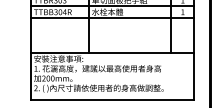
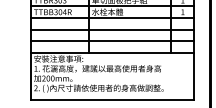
line: none -> present (111, 29)
line: none -> present (111, 41)
